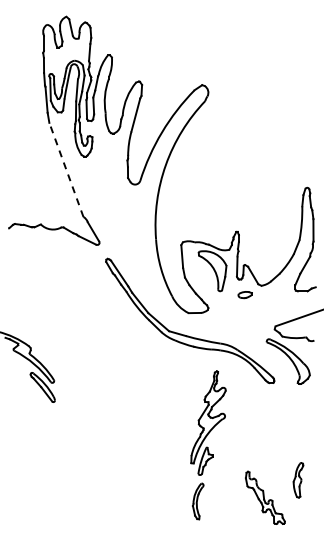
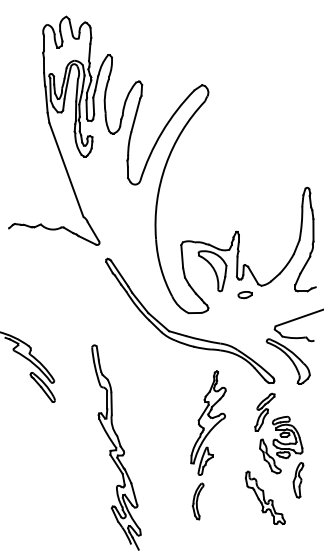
line: dashed -> solid (66, 169)
part: none -> present (278, 433)
part: none -> present (116, 447)
